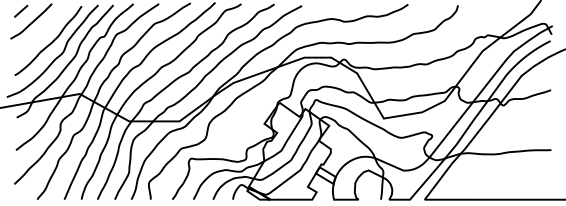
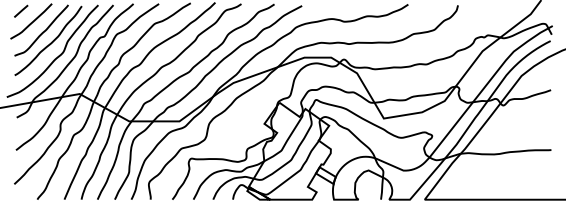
curve: none -> present (42, 31)
